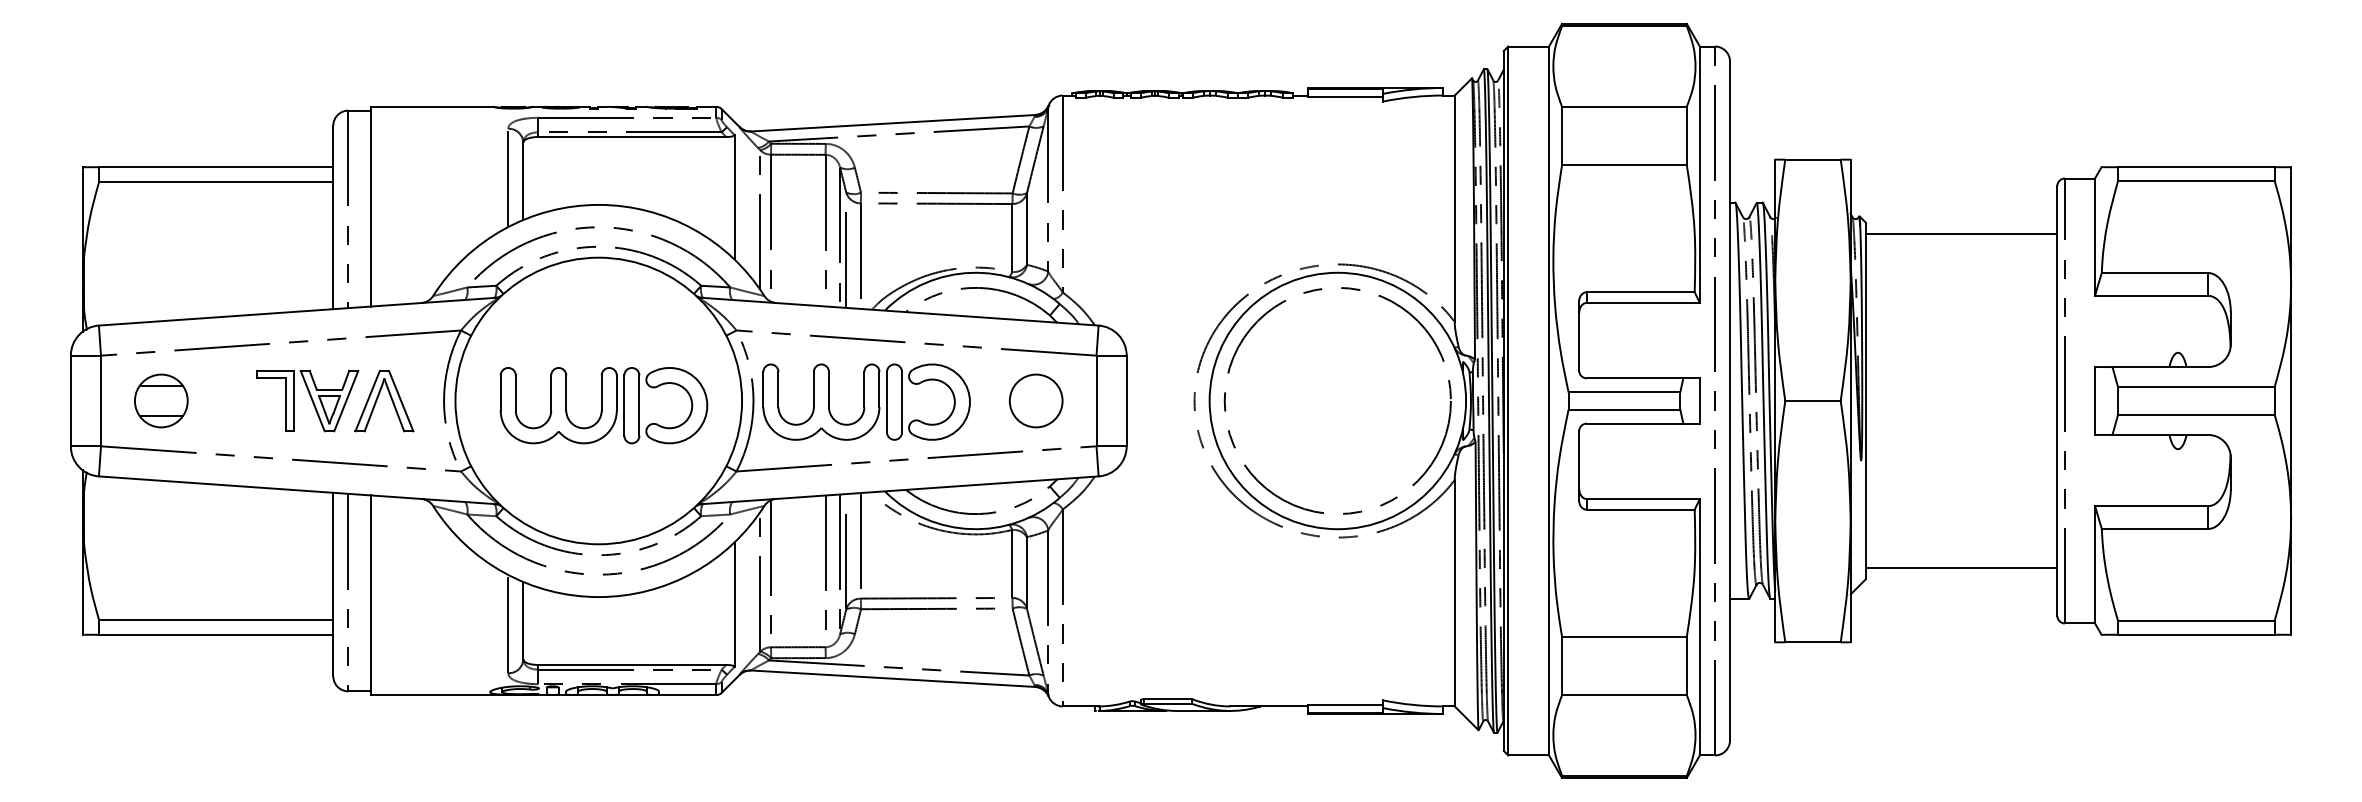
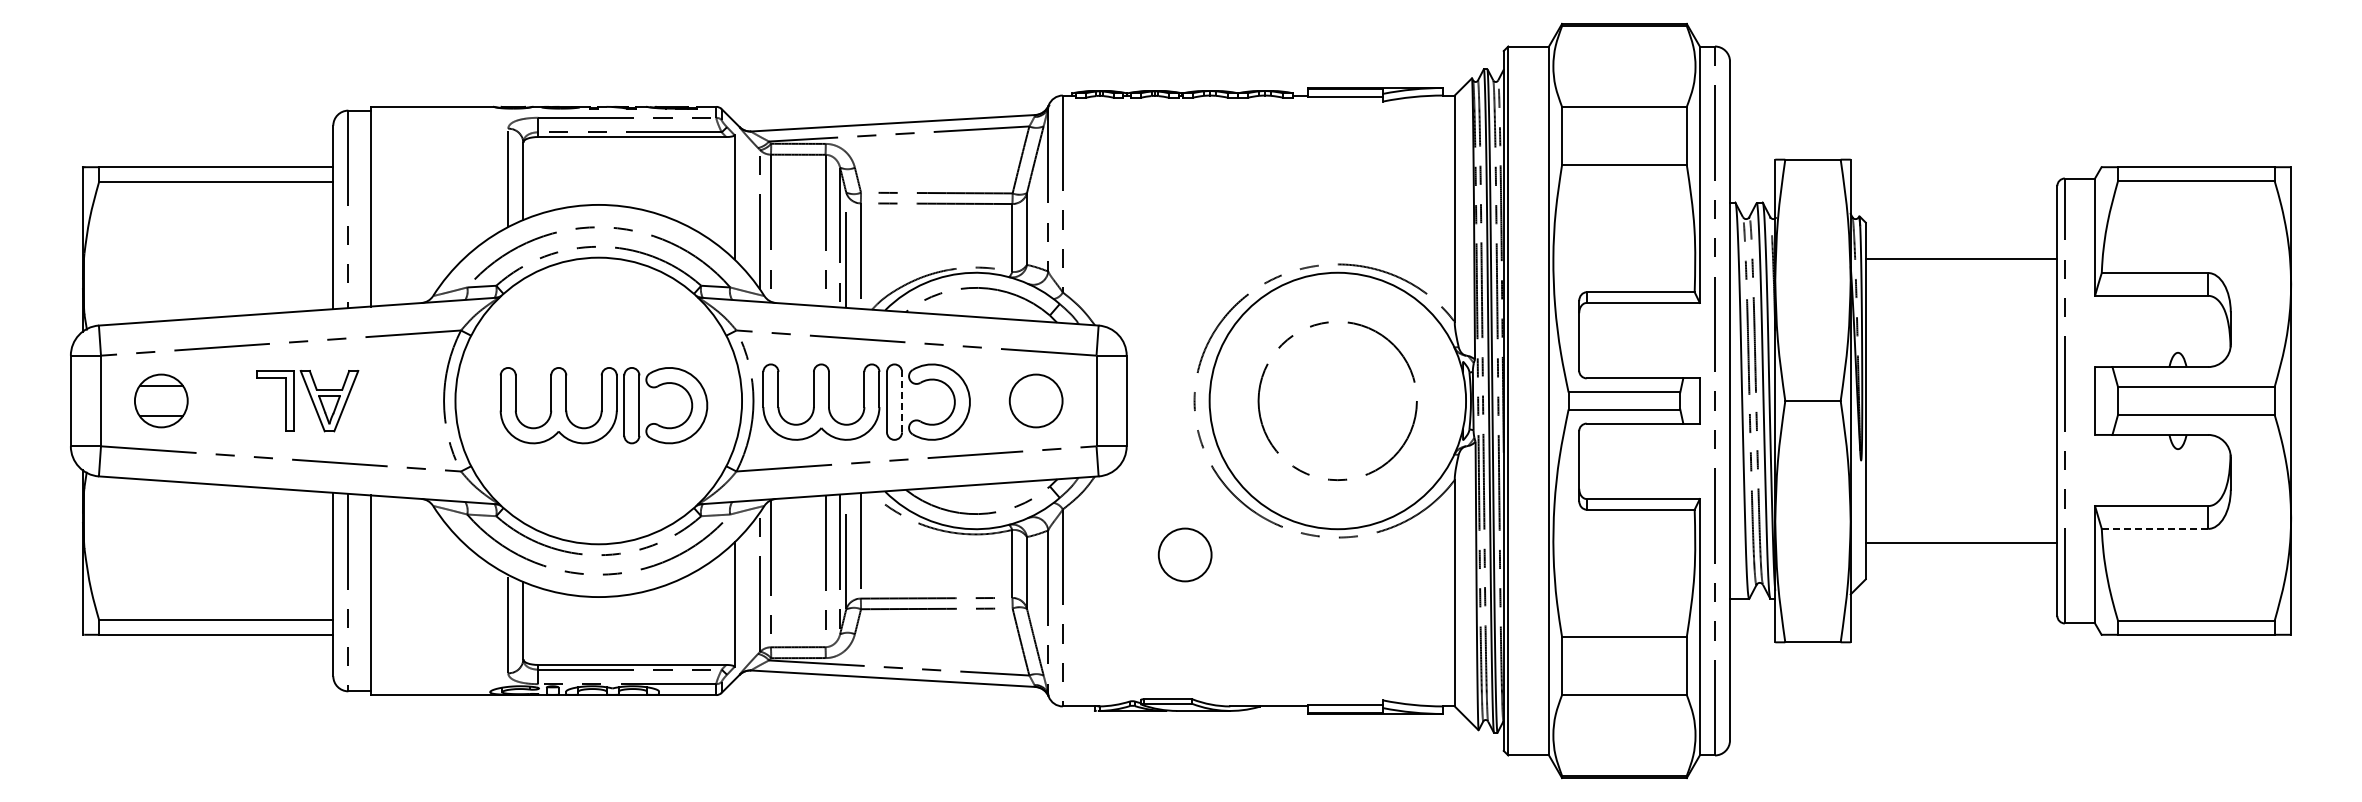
line position: (1961, 233) -> (1961, 258) (1961, 258)
part: present -> none (378, 398)
circle size: 229x228 px -> 161x160 px (1337, 400)
line: solid -> dashed (902, 401)
line: solid -> dashed (2155, 528)
circle: none -> present (1184, 554)
line position: (1961, 568) -> (1961, 543) (1961, 543)
